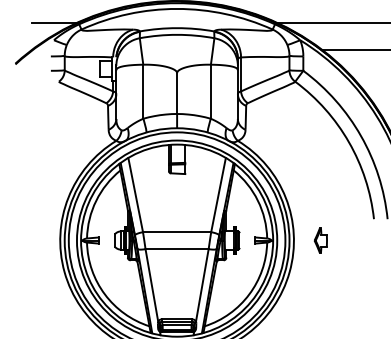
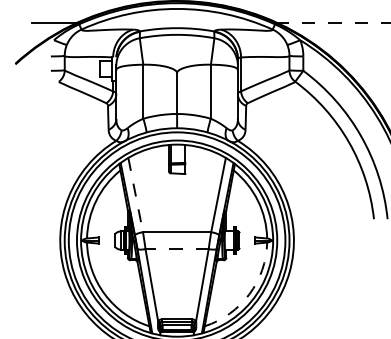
line: solid -> dashed (333, 22)
line: present -> none (354, 50)
line: solid -> dashed (135, 195)
part: present -> none (320, 240)
line: solid -> dashed (177, 249)
arc: solid -> dashed (249, 294)
